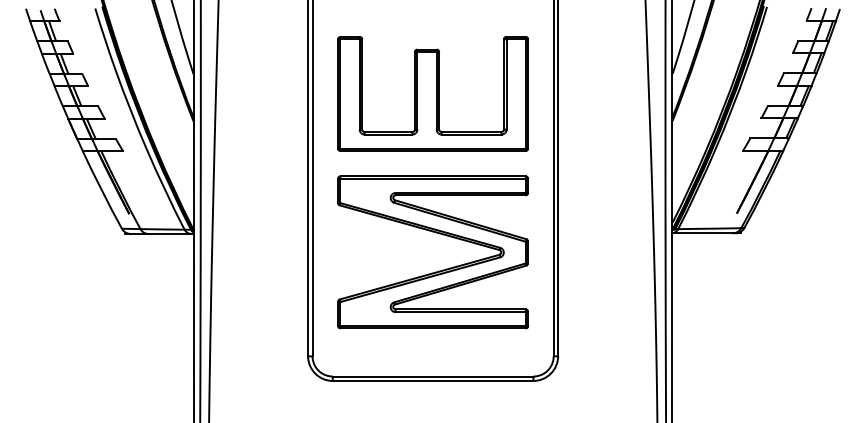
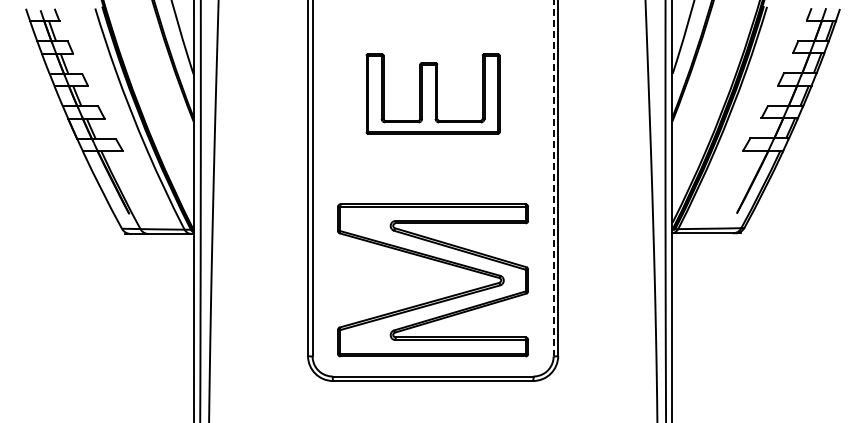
part size: 192x116 px -> 136x82 px (432, 93)
line: solid -> dashed (553, 178)
part position: (438, 270) -> (438, 298) (438, 298)
